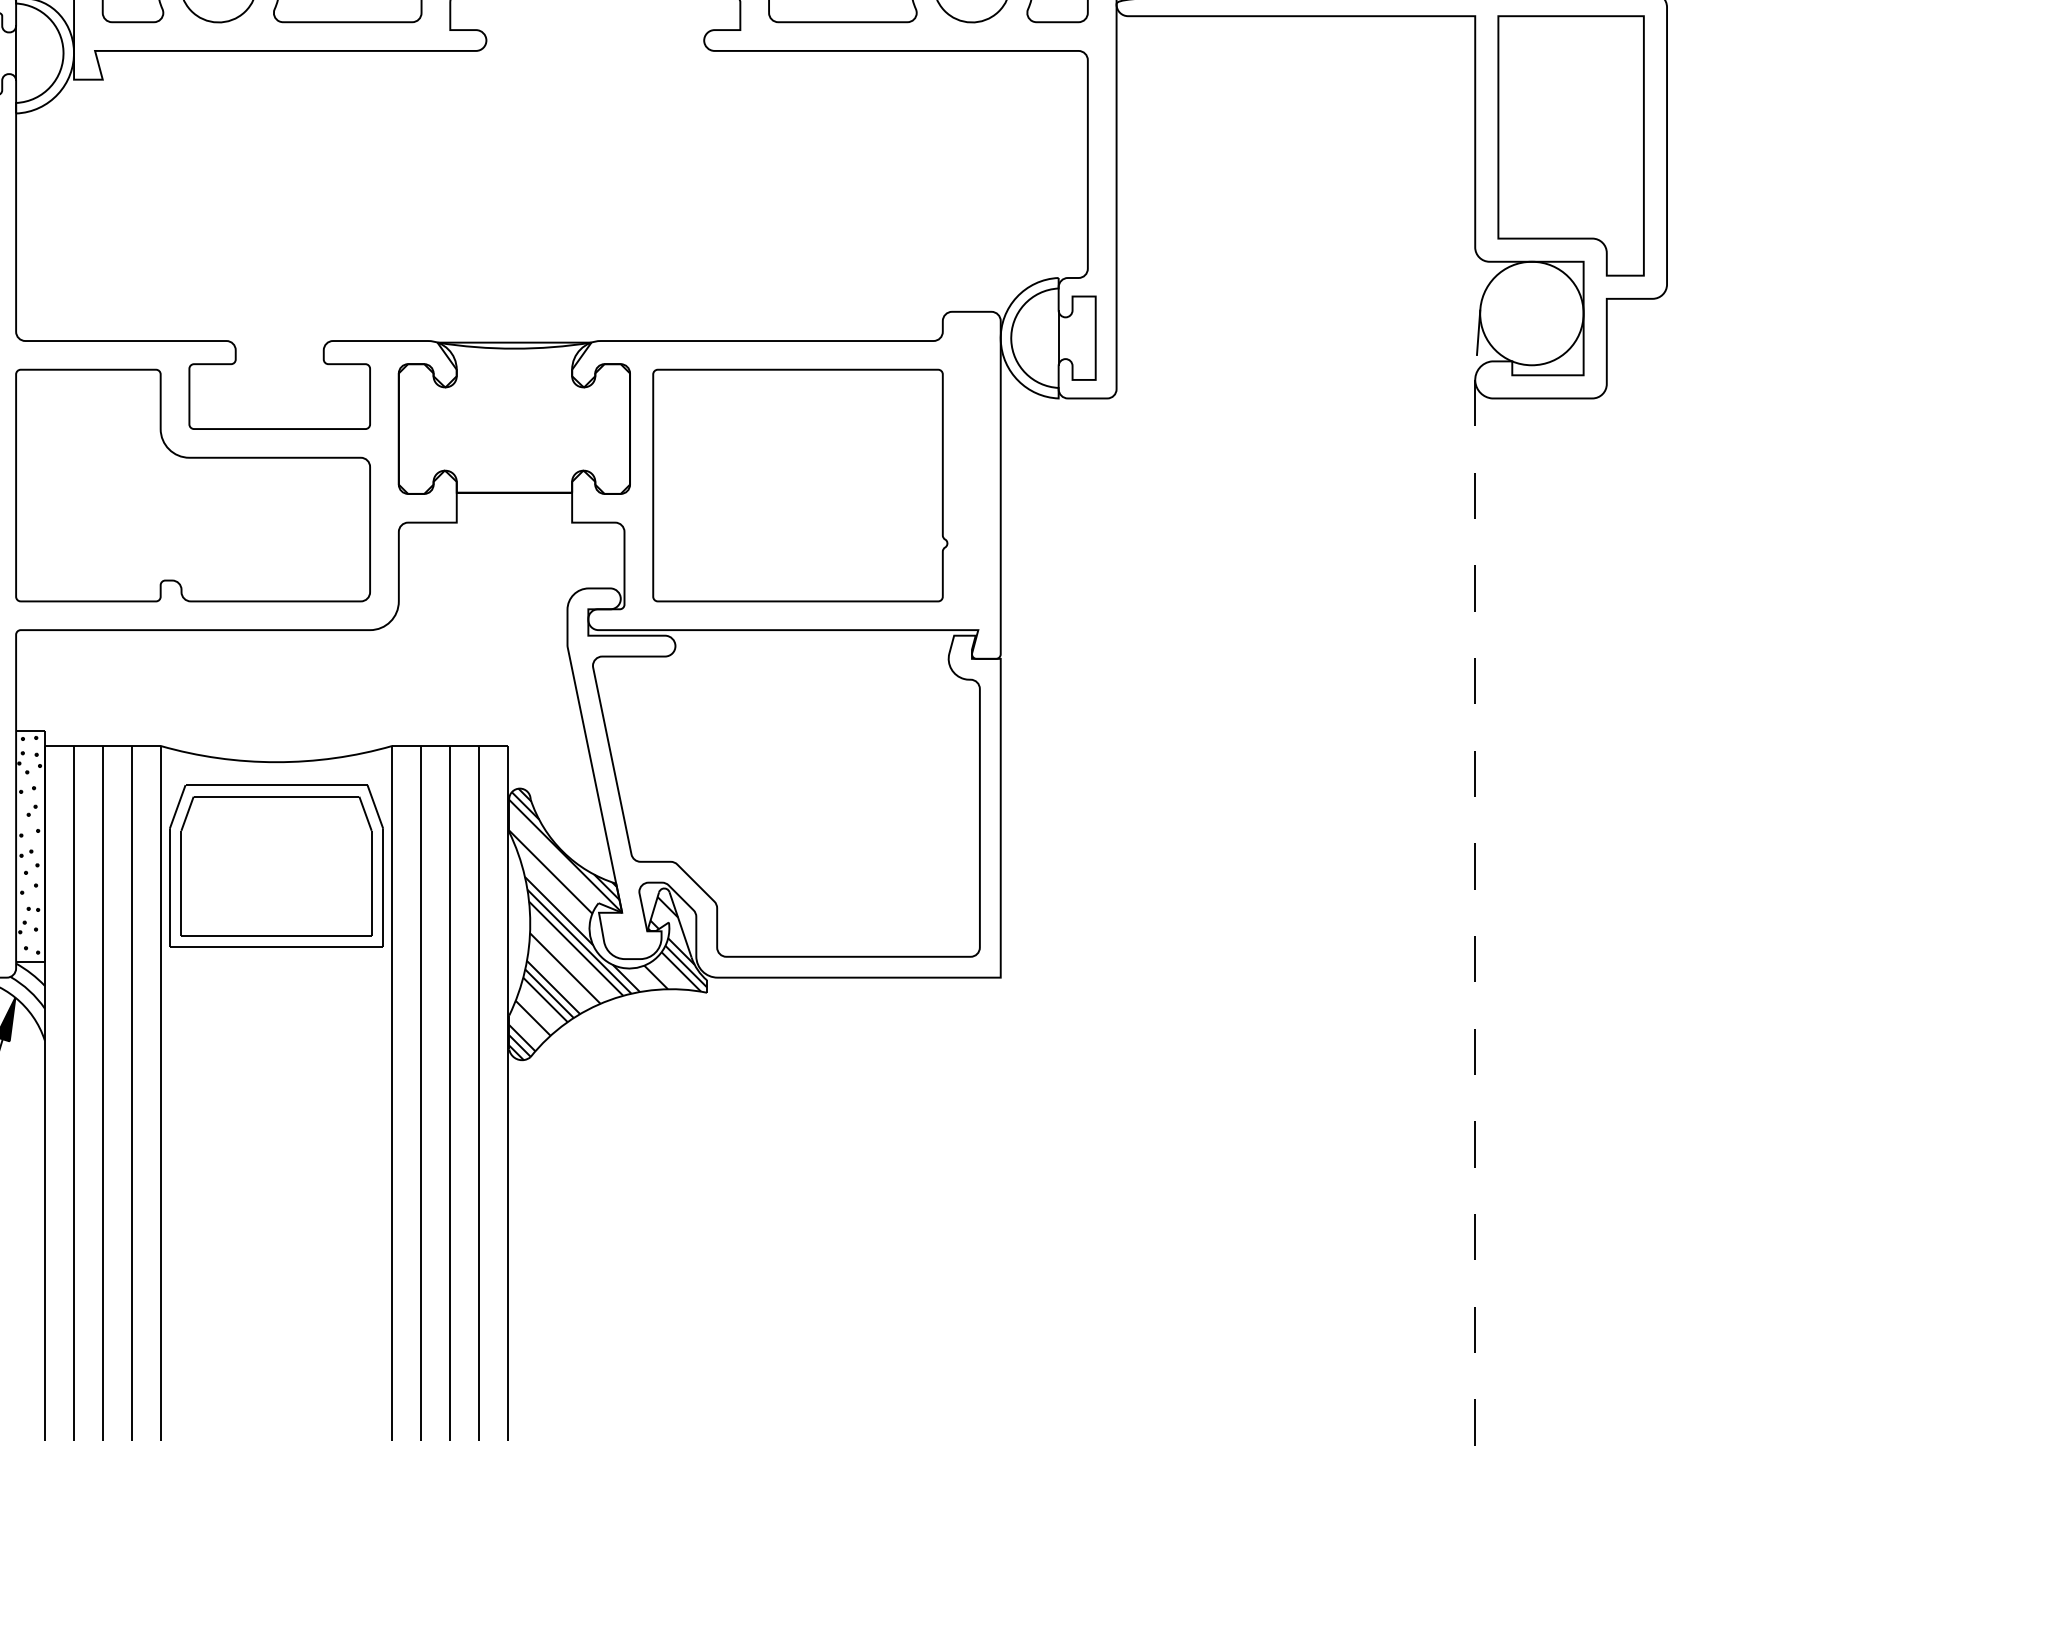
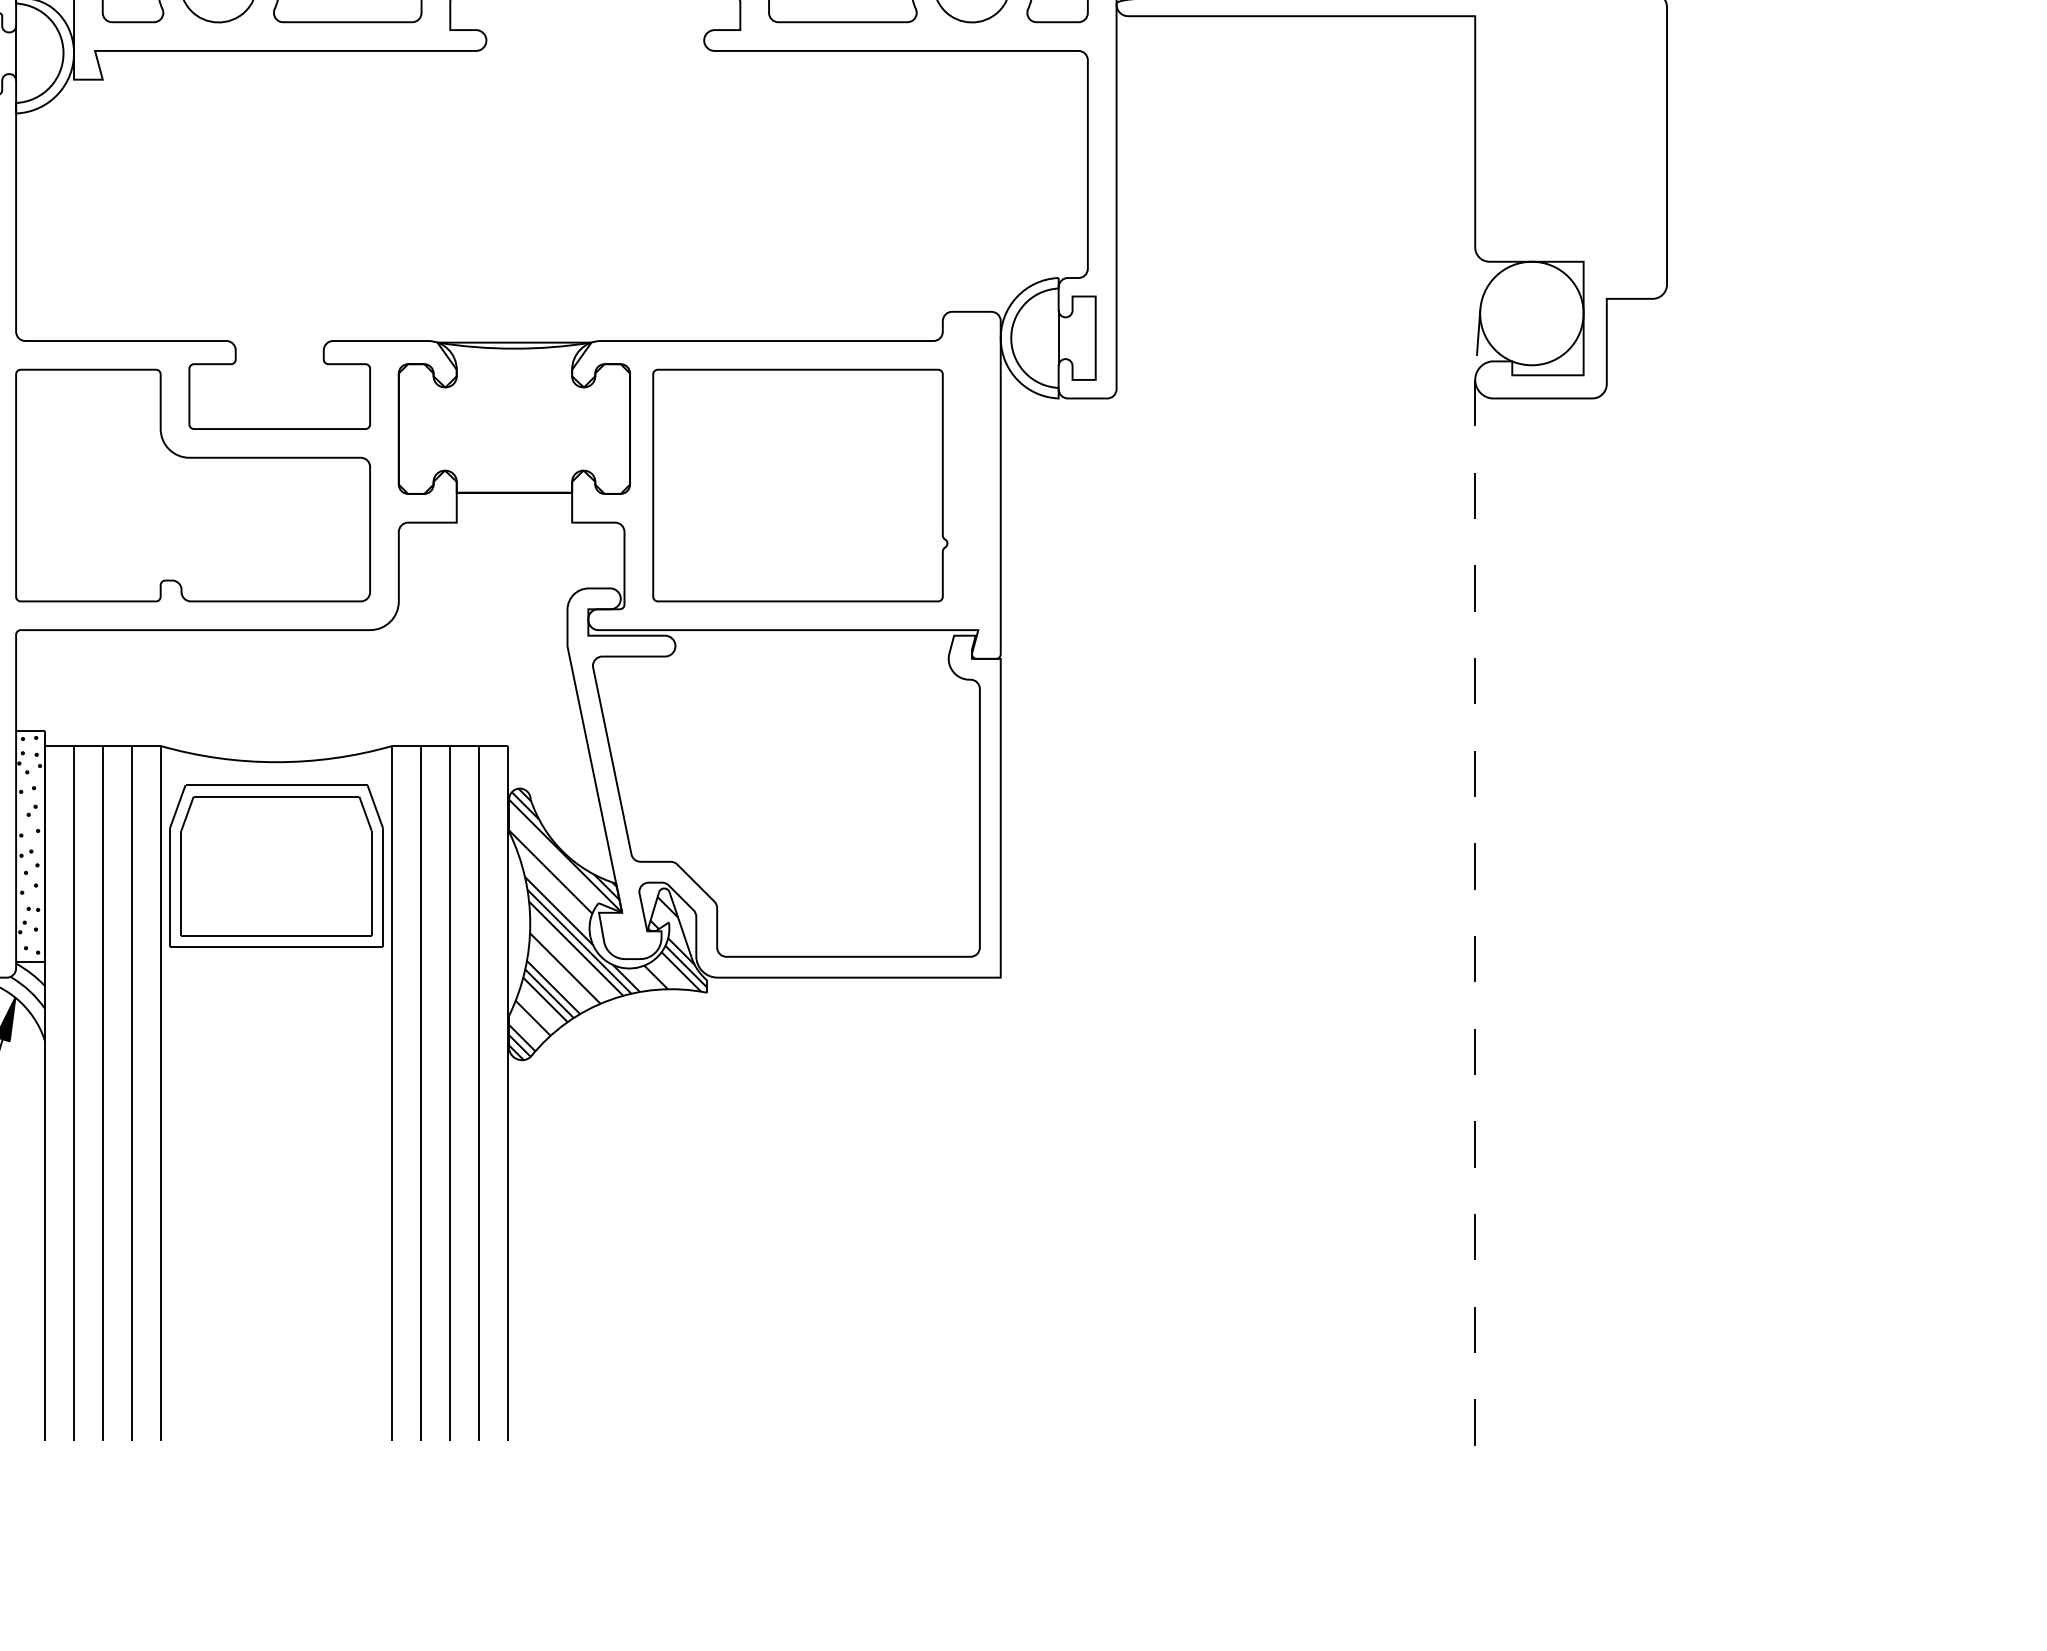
part: present -> none (1570, 145)
